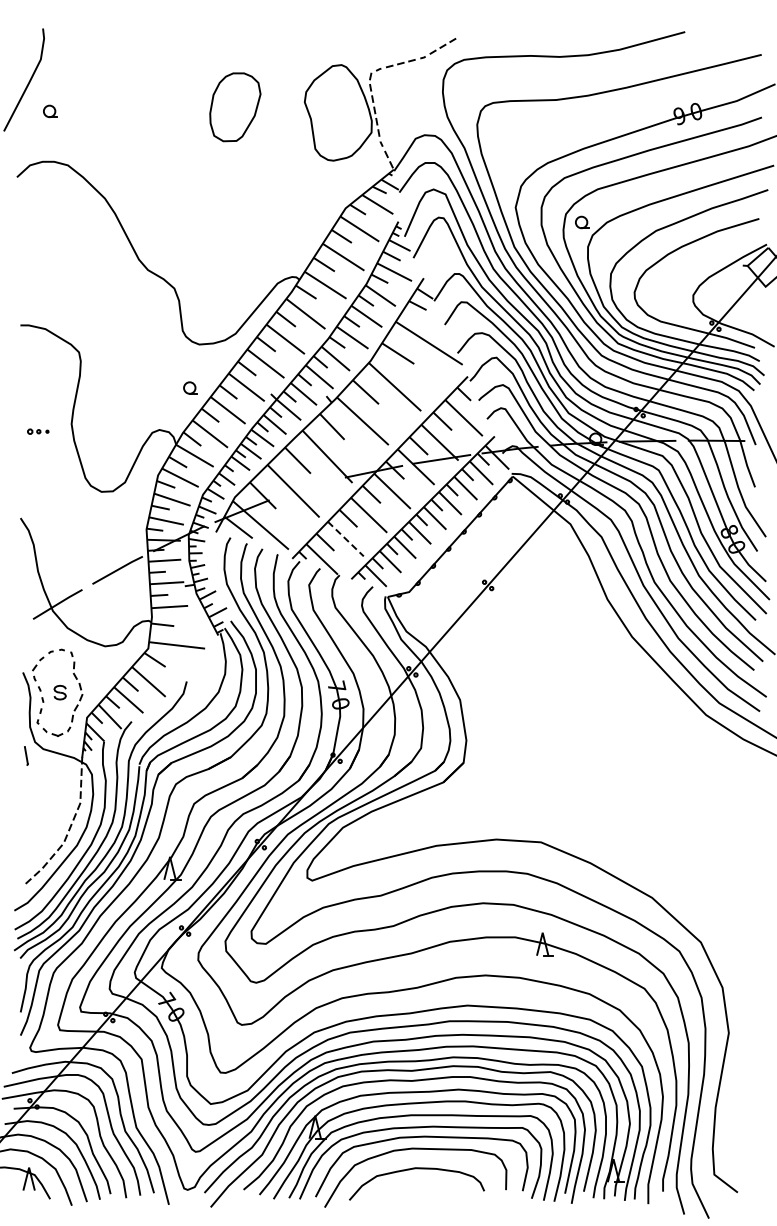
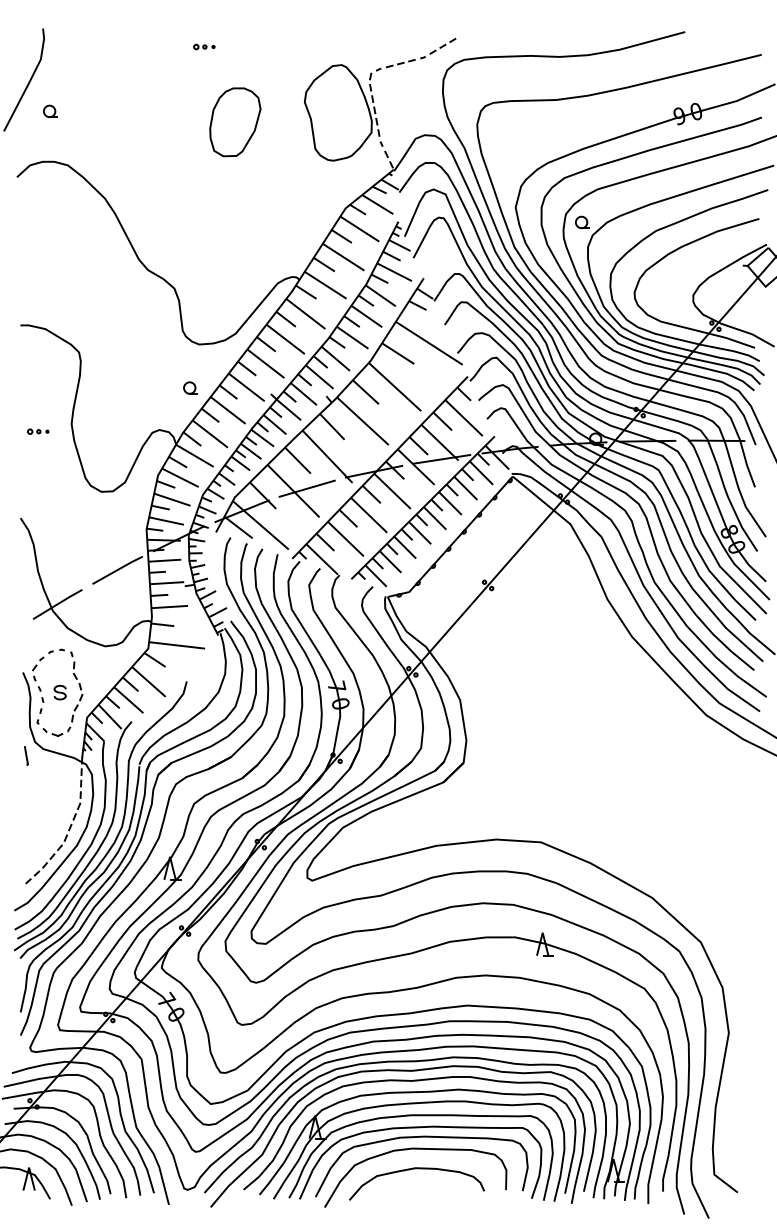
part: none -> present (204, 46)
part position: (235, 107) -> (235, 122) (235, 122)
line: none -> present (306, 488)
line: dashed -> solid (345, 539)
